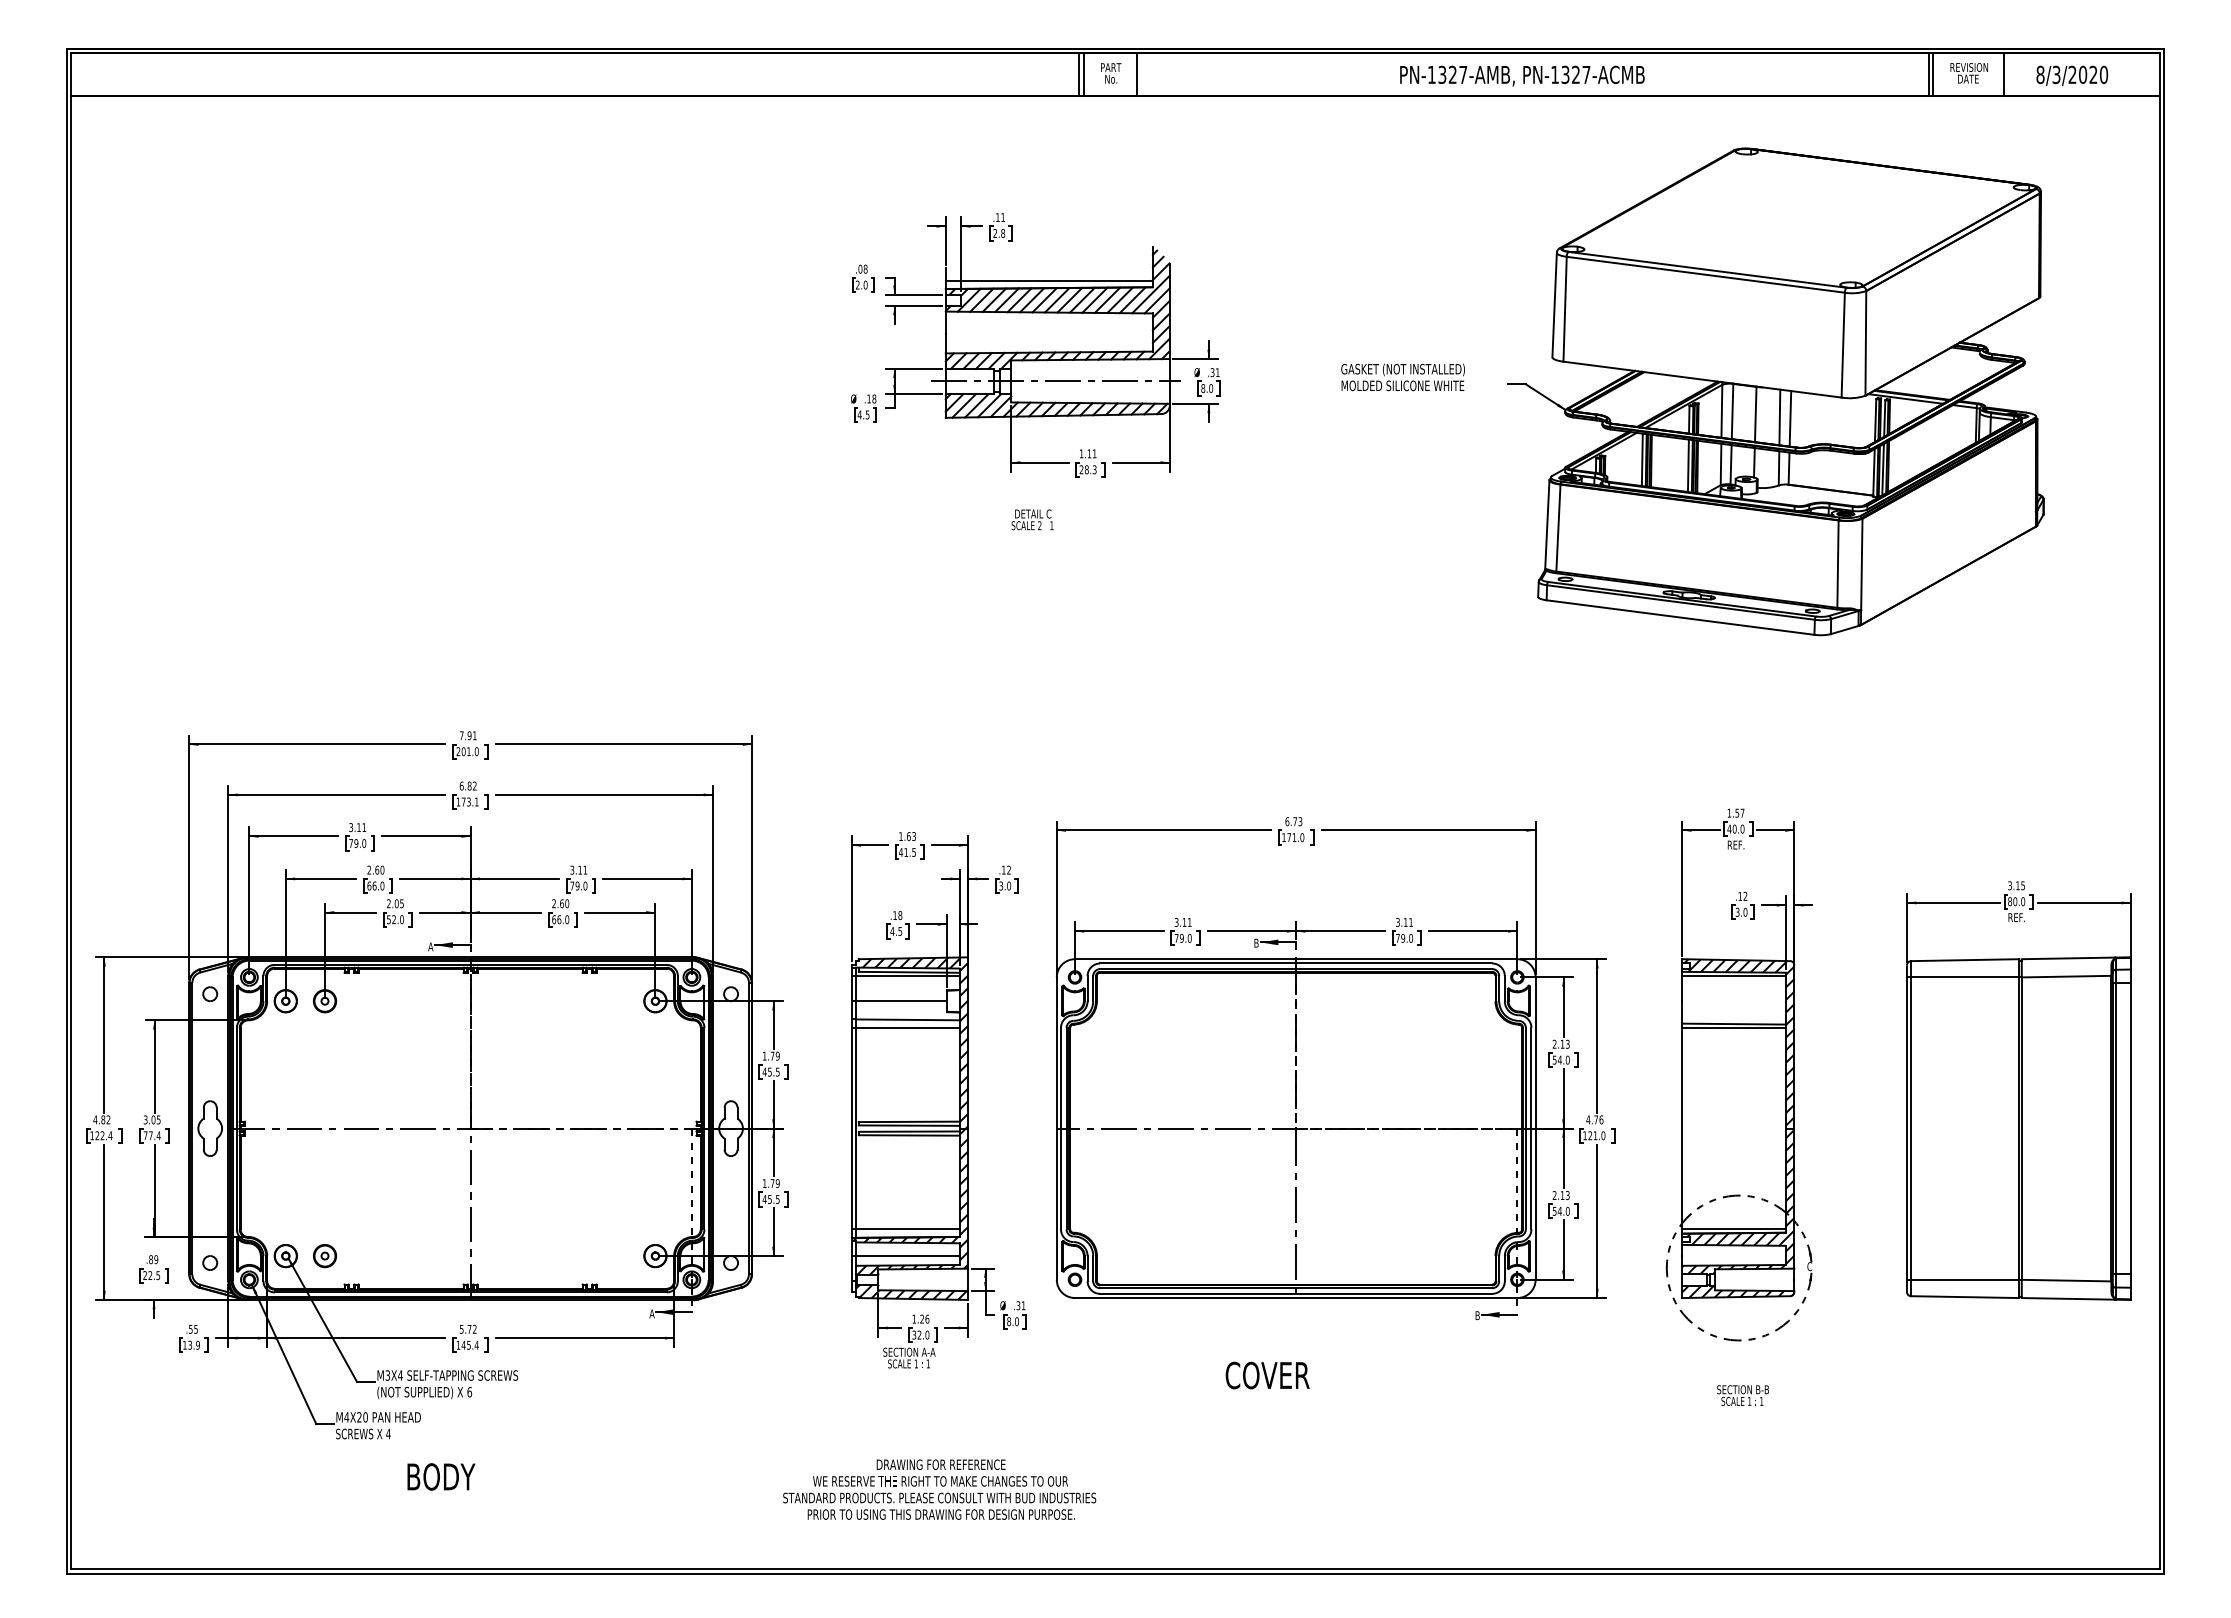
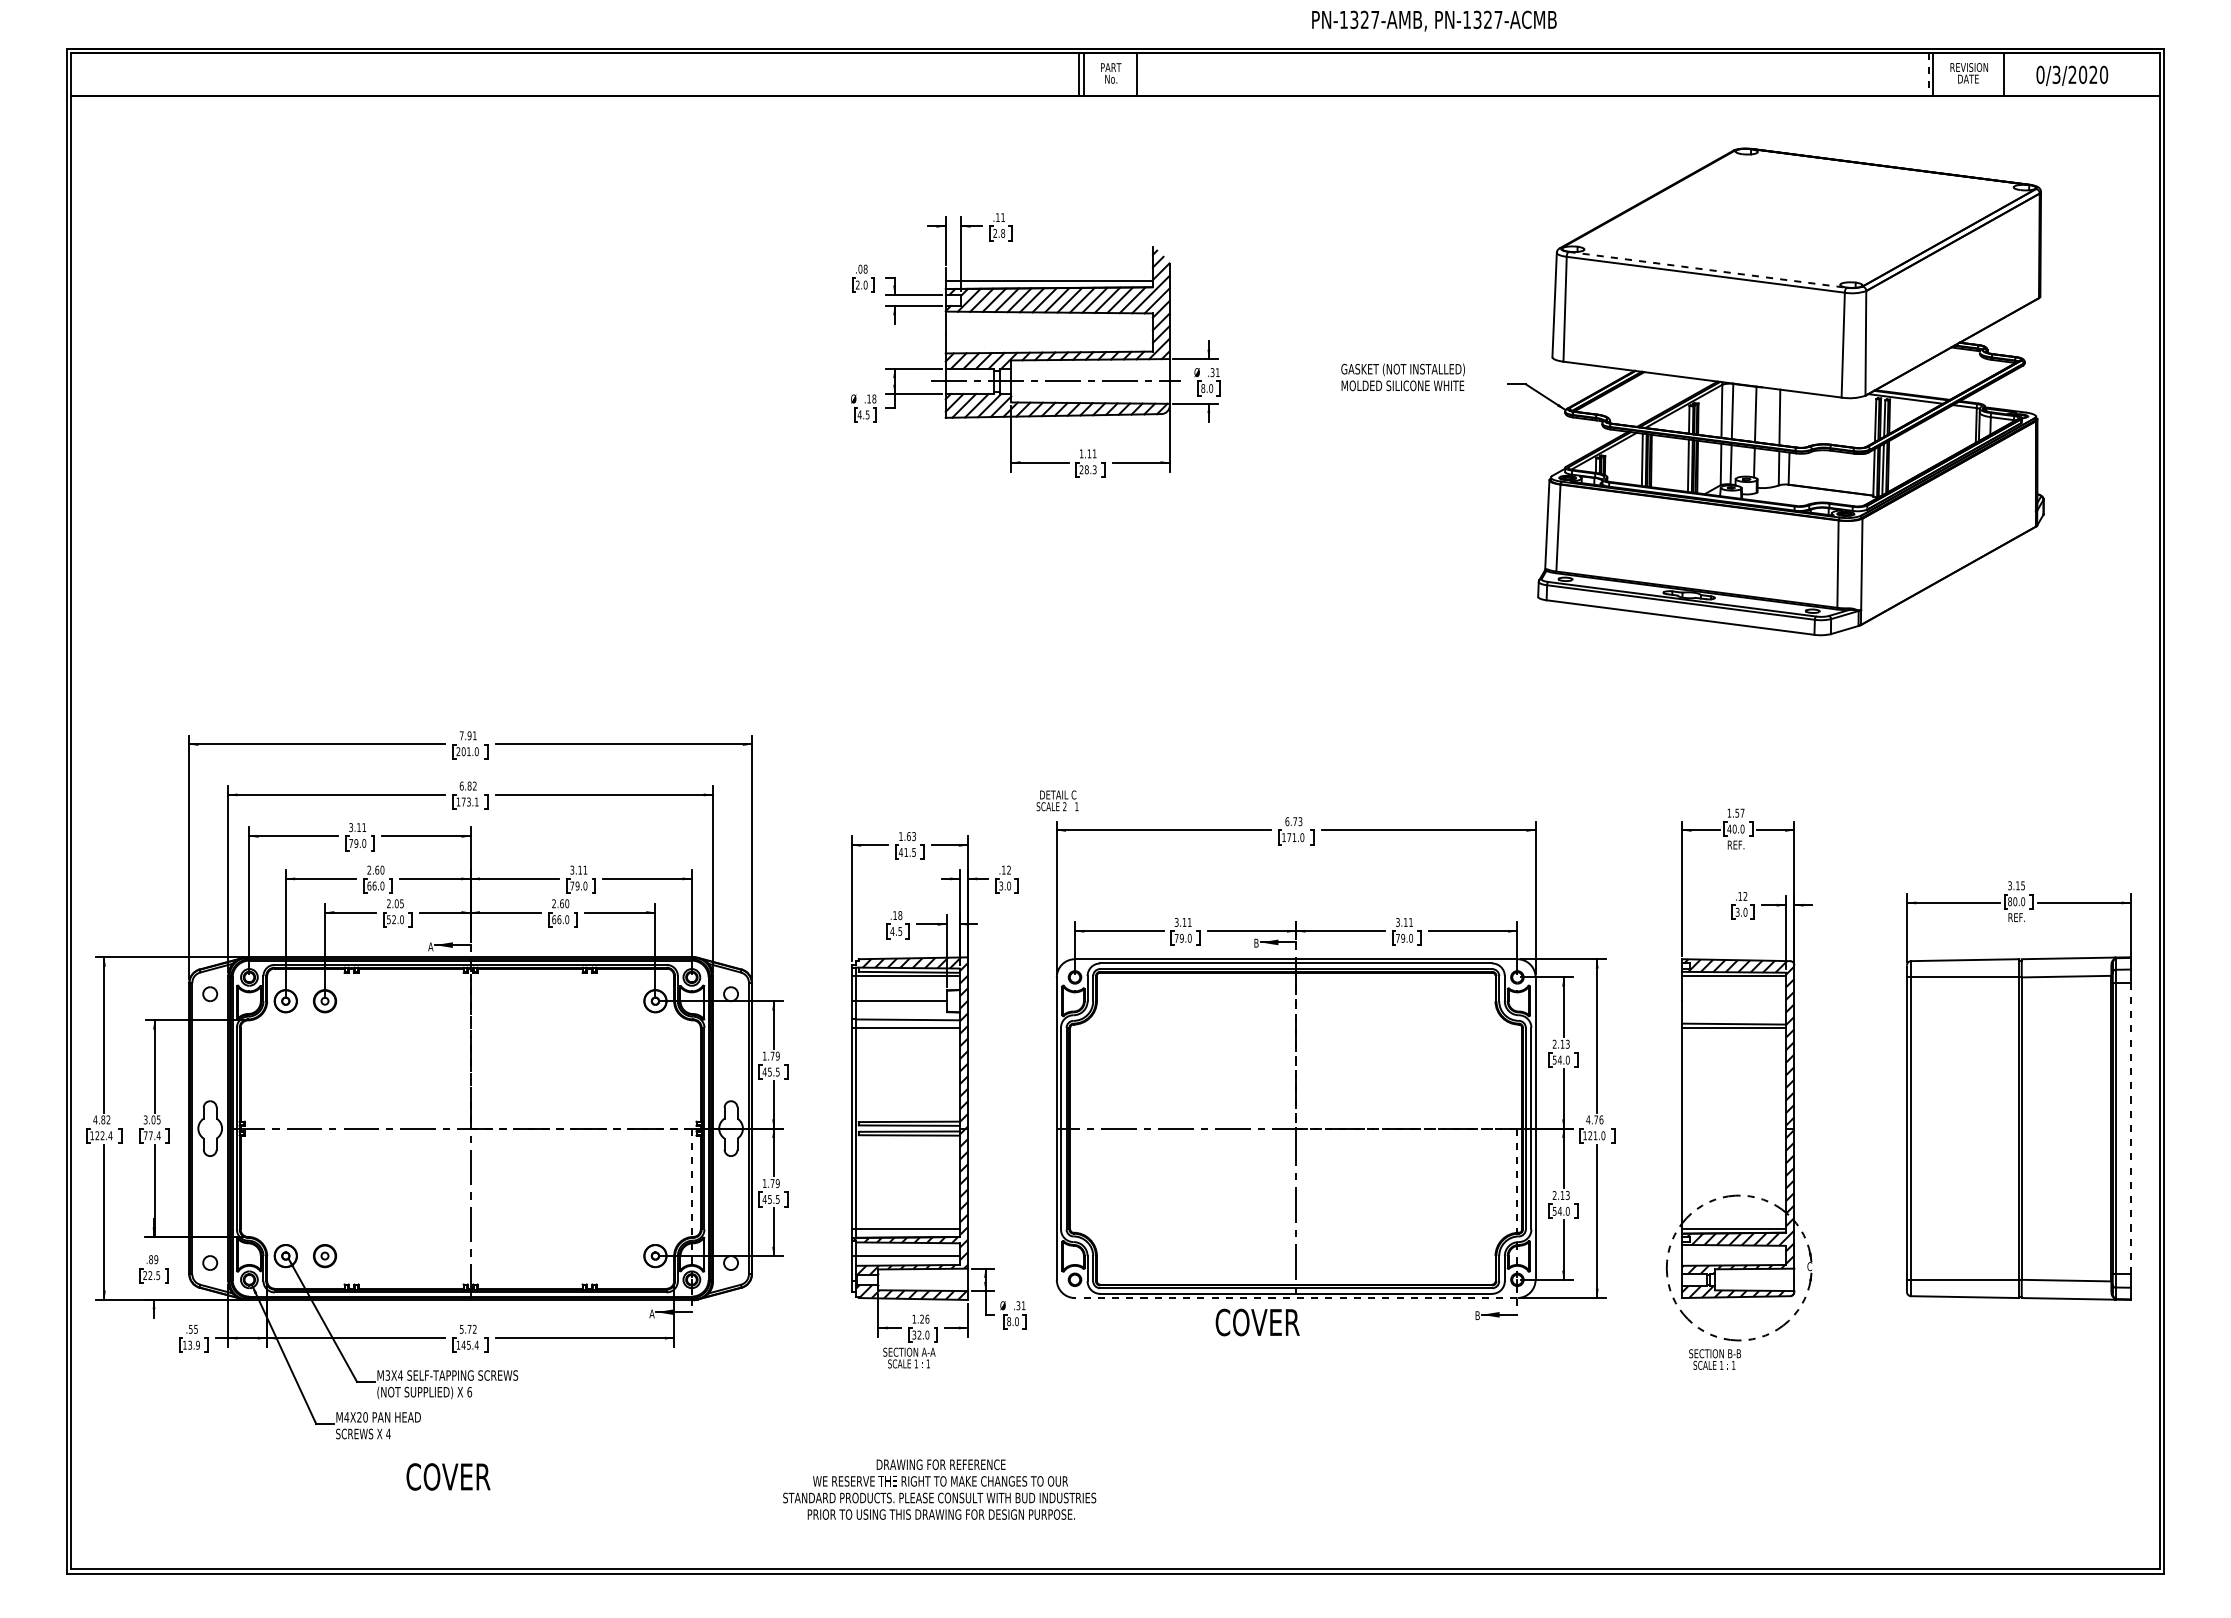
line: solid -> dashed (1928, 74)
text: 8/3/2020 -> 0/3/2020 (2040, 74)
text position: (1522, 75) -> (1434, 20) (1434, 20)
line: solid -> dashed (1708, 269)
line: present -> none (1790, 418)
text position: (1032, 519) -> (1057, 800) (1057, 800)
line: solid -> dashed (2131, 1128)
line: solid -> dashed (1295, 1298)
text position: (1267, 1375) -> (1257, 1322) (1257, 1322)
text position: (1742, 1395) -> (1714, 1359) (1714, 1359)
text: BODY -> COVER (448, 1476)
